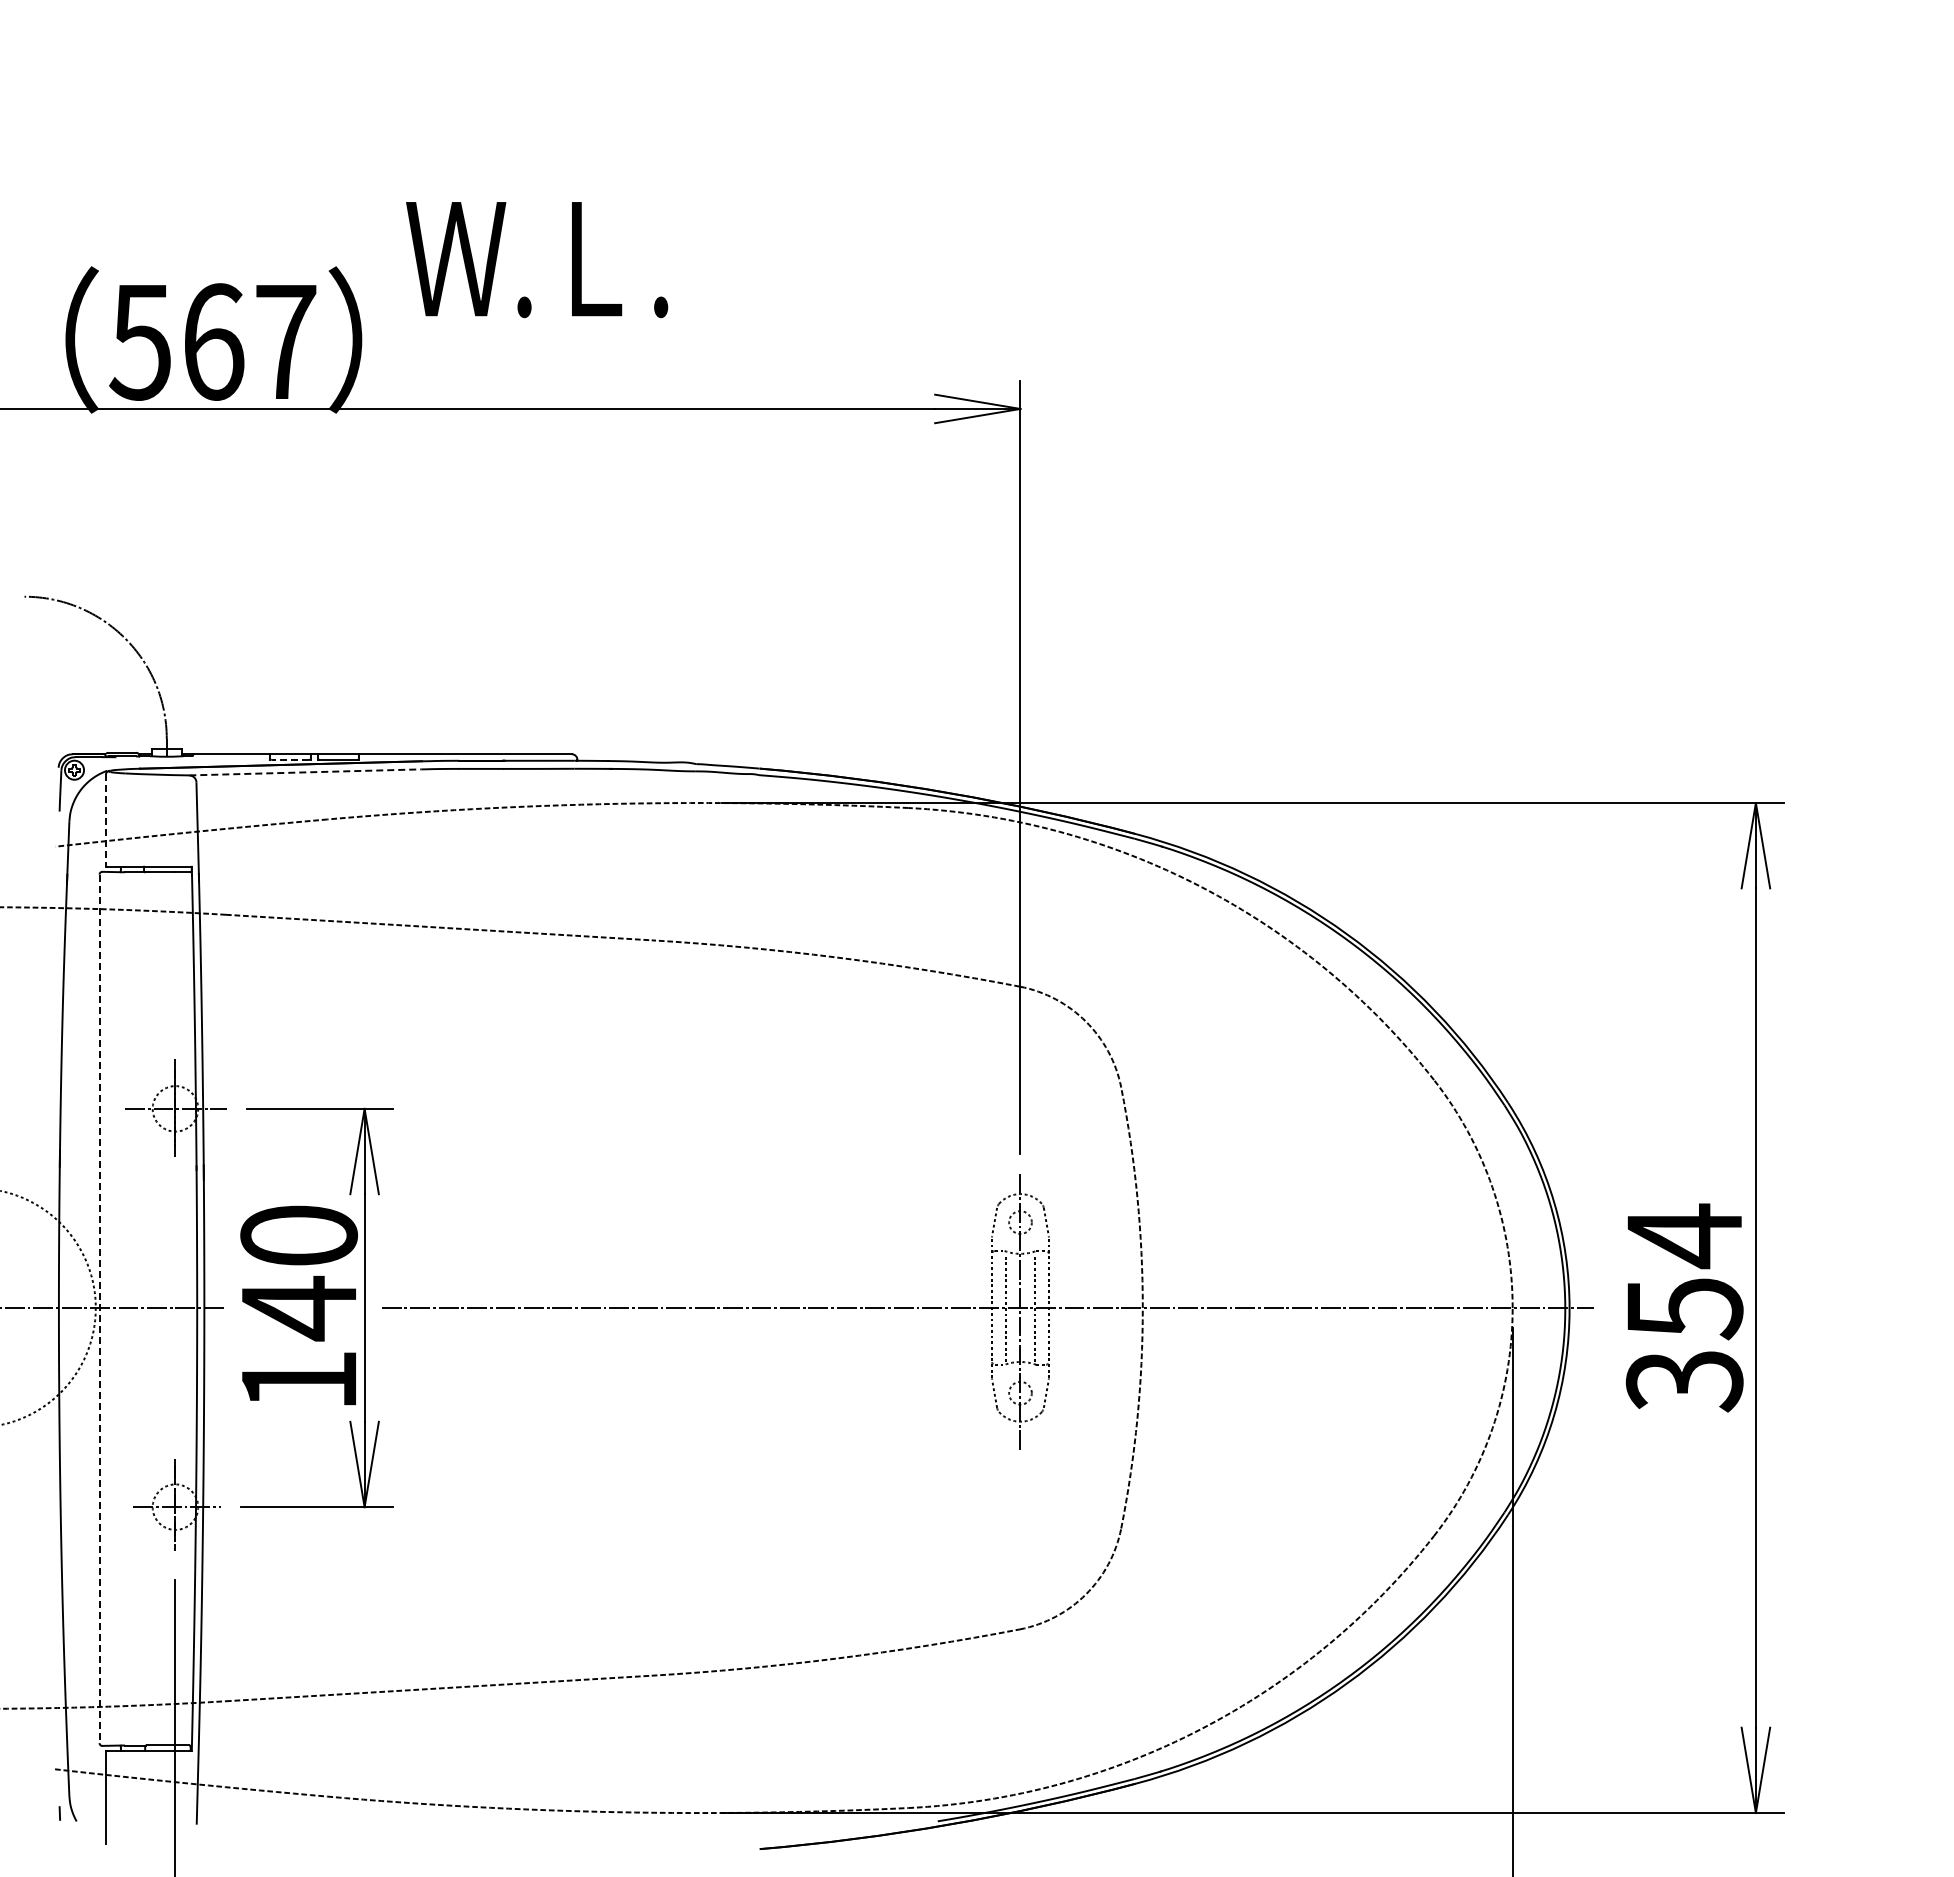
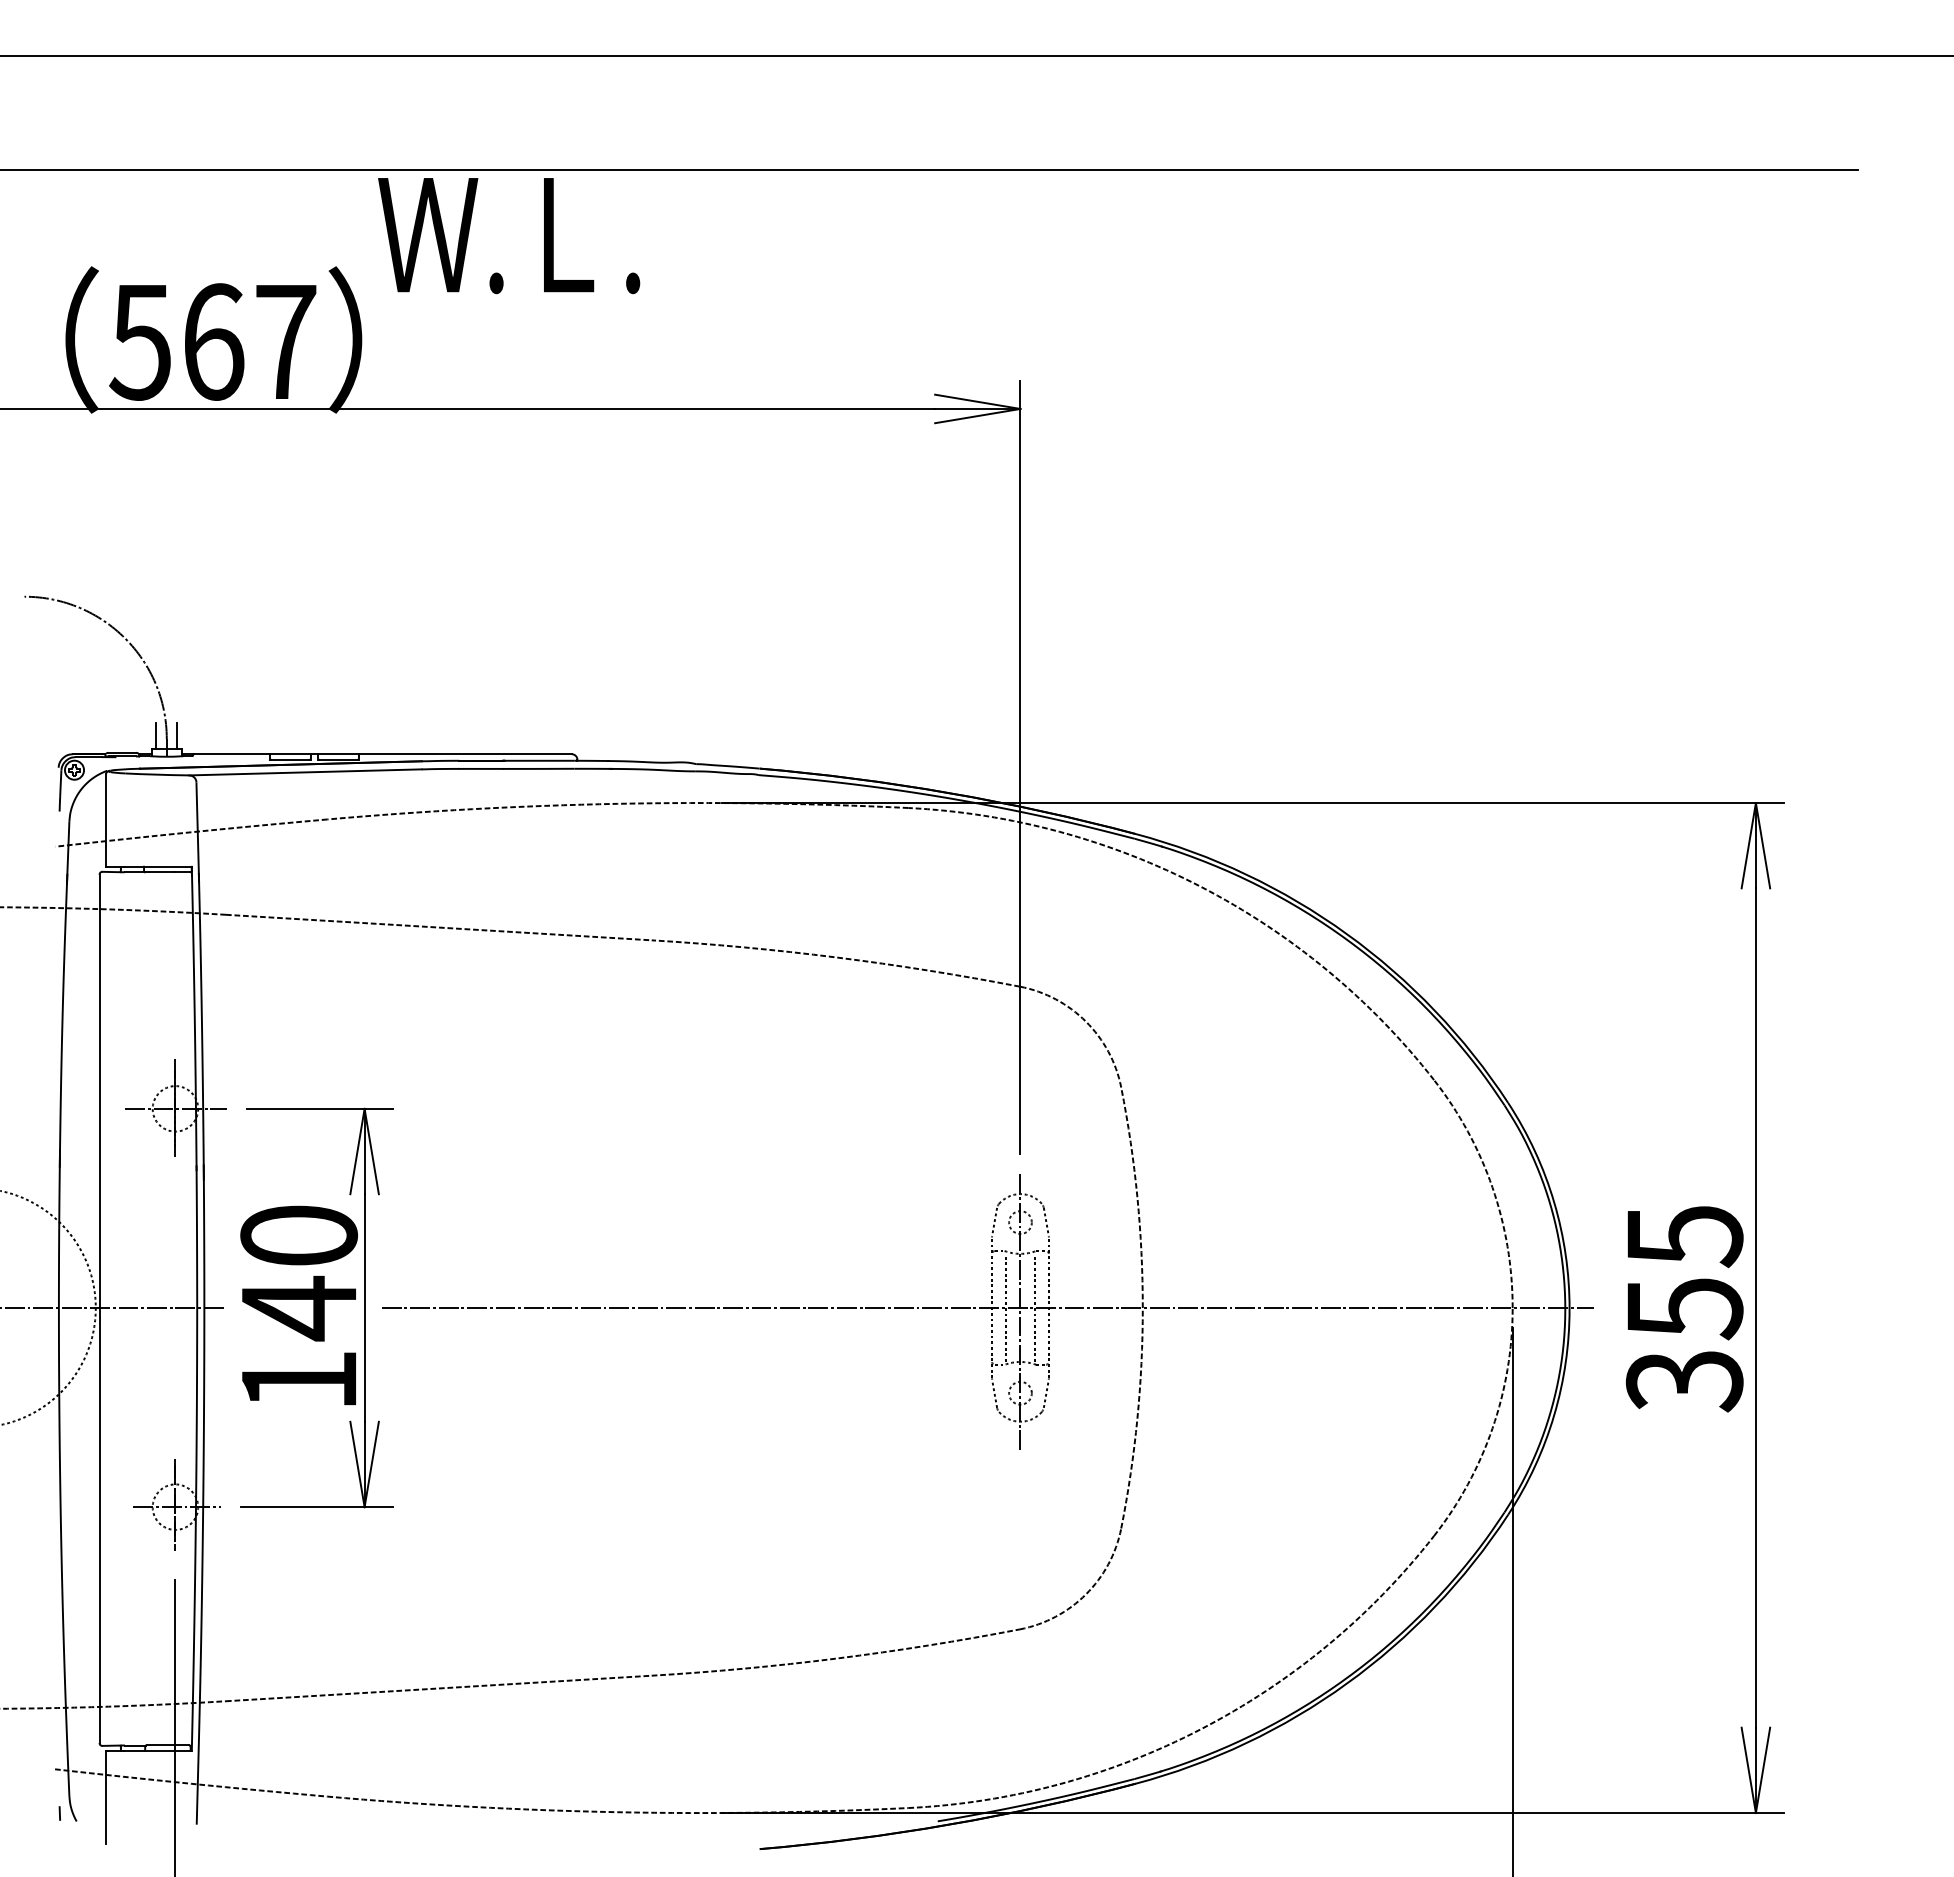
line: none -> present (976, 56)
line: none -> present (930, 169)
text position: (537, 260) -> (509, 236) (509, 236)
line: none -> present (156, 735)
line: none -> present (177, 735)
line: dashed -> solid (289, 759)
line: dashed -> solid (305, 772)
line: dashed -> solid (106, 820)
text: 354 -> 355 (1685, 1236)
line: dashed -> solid (99, 1309)
